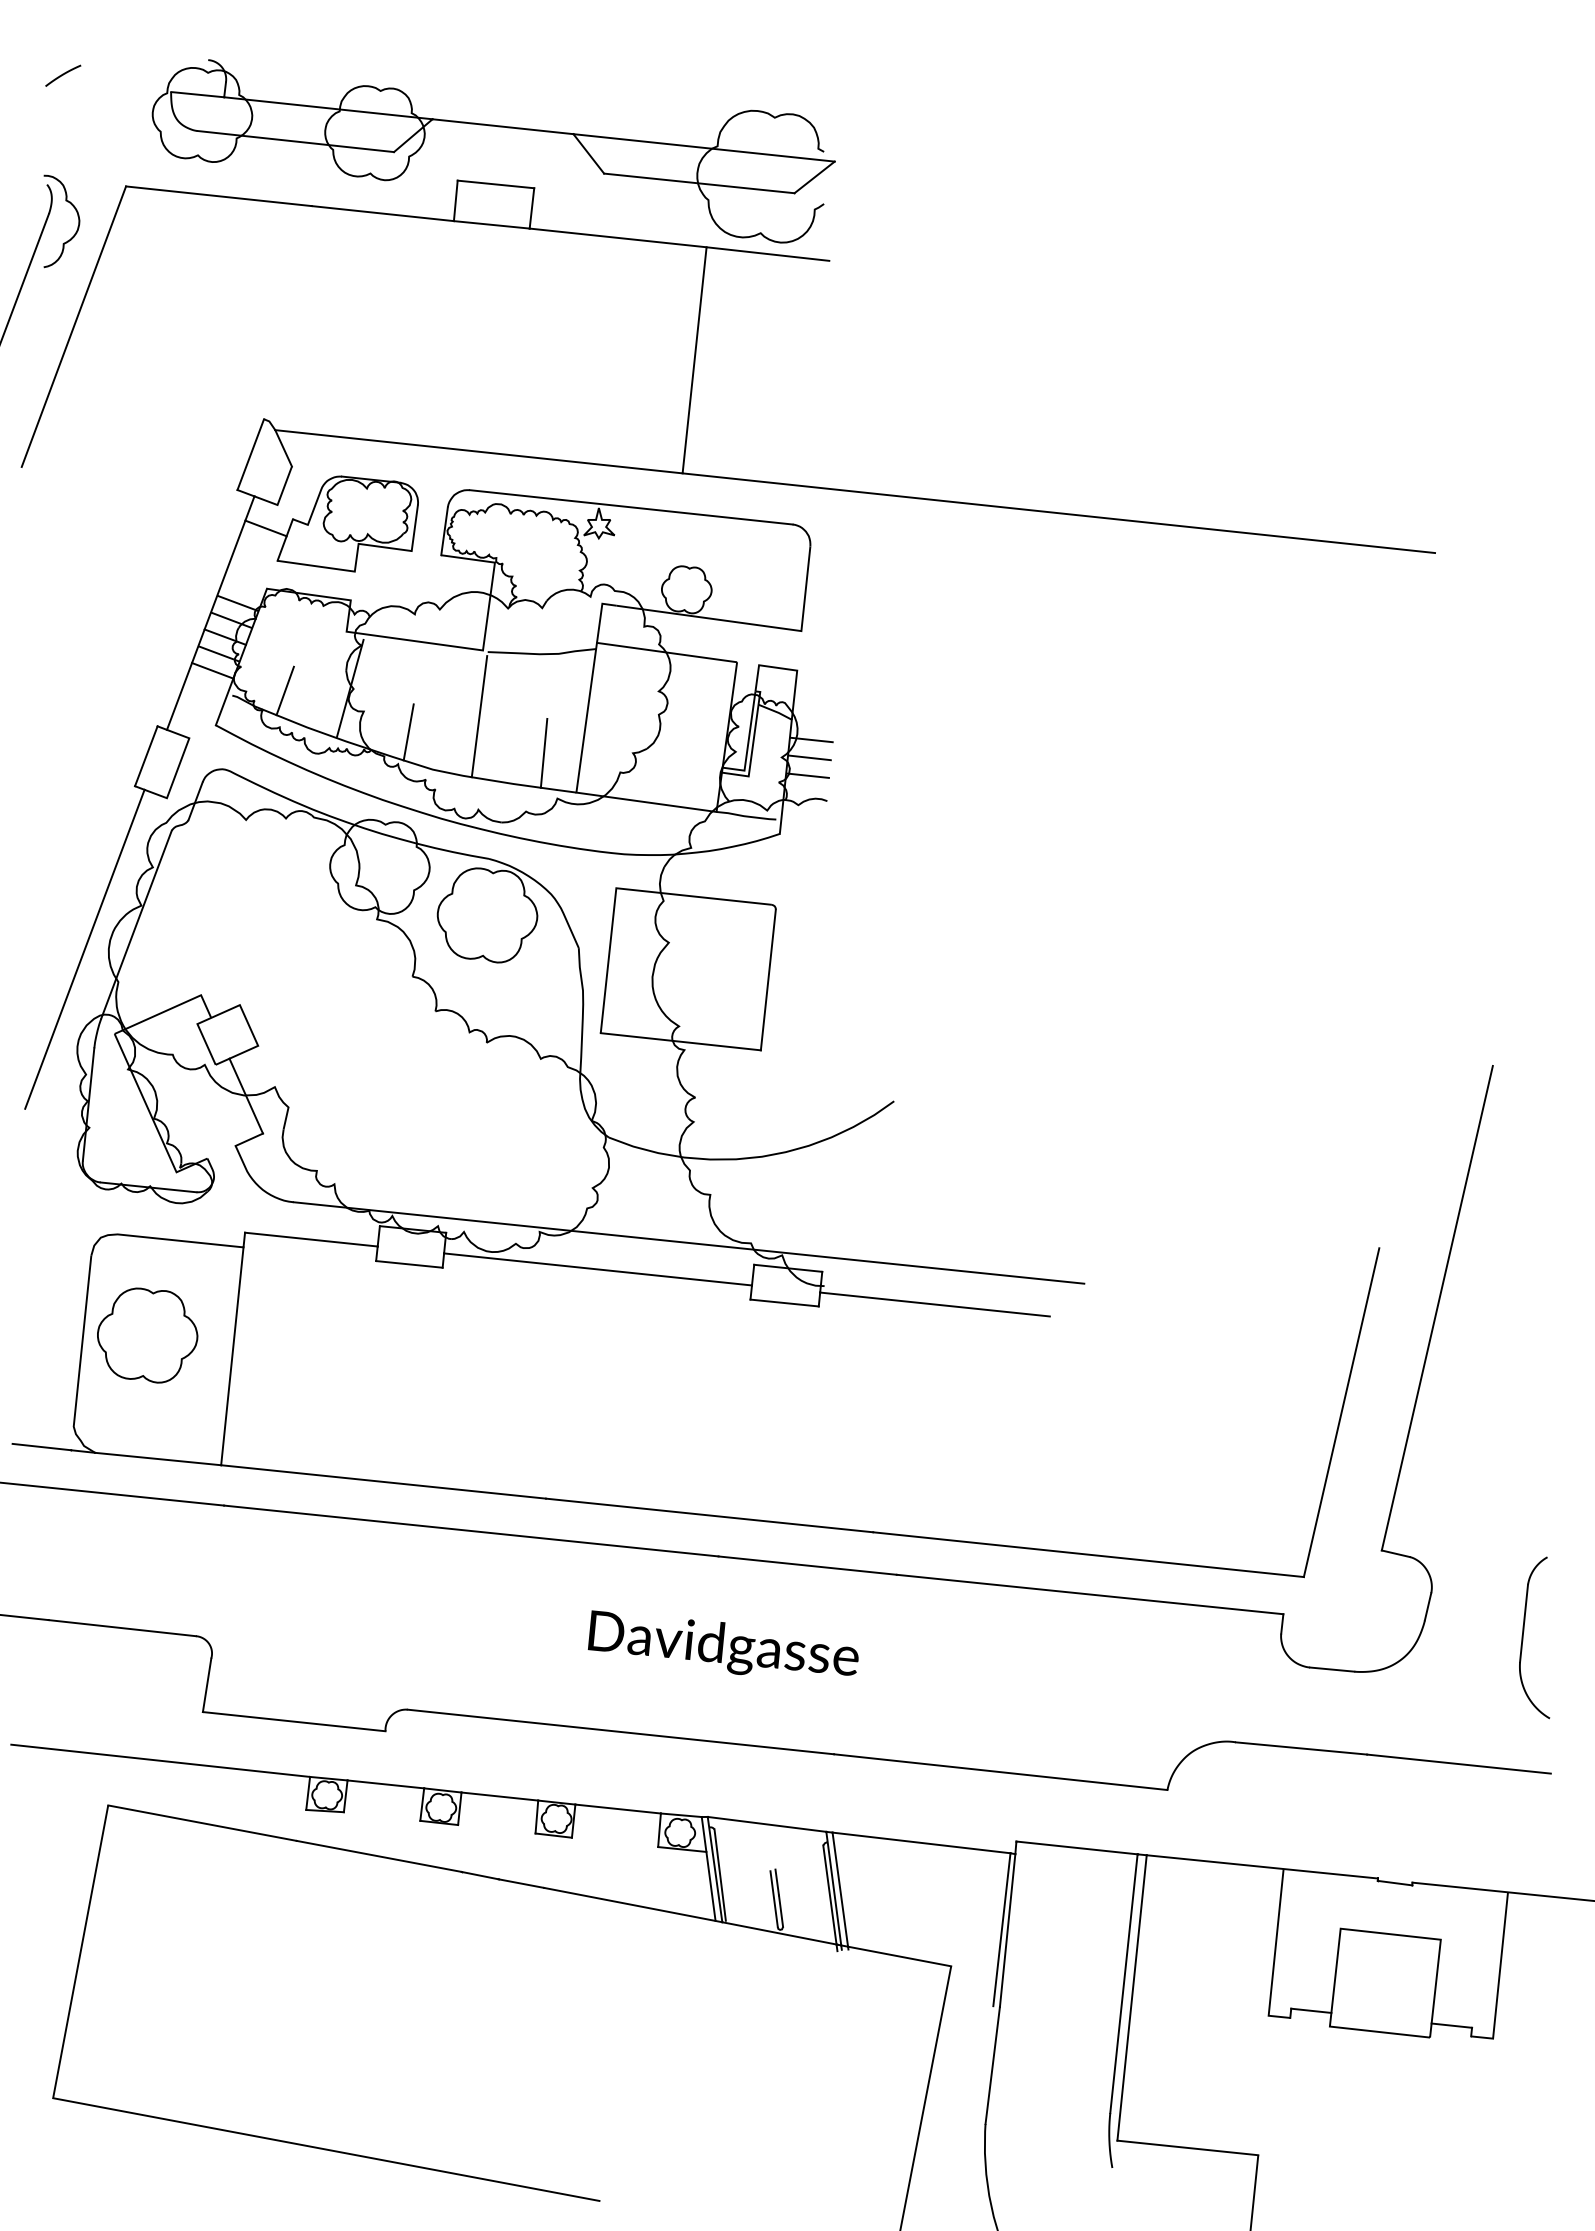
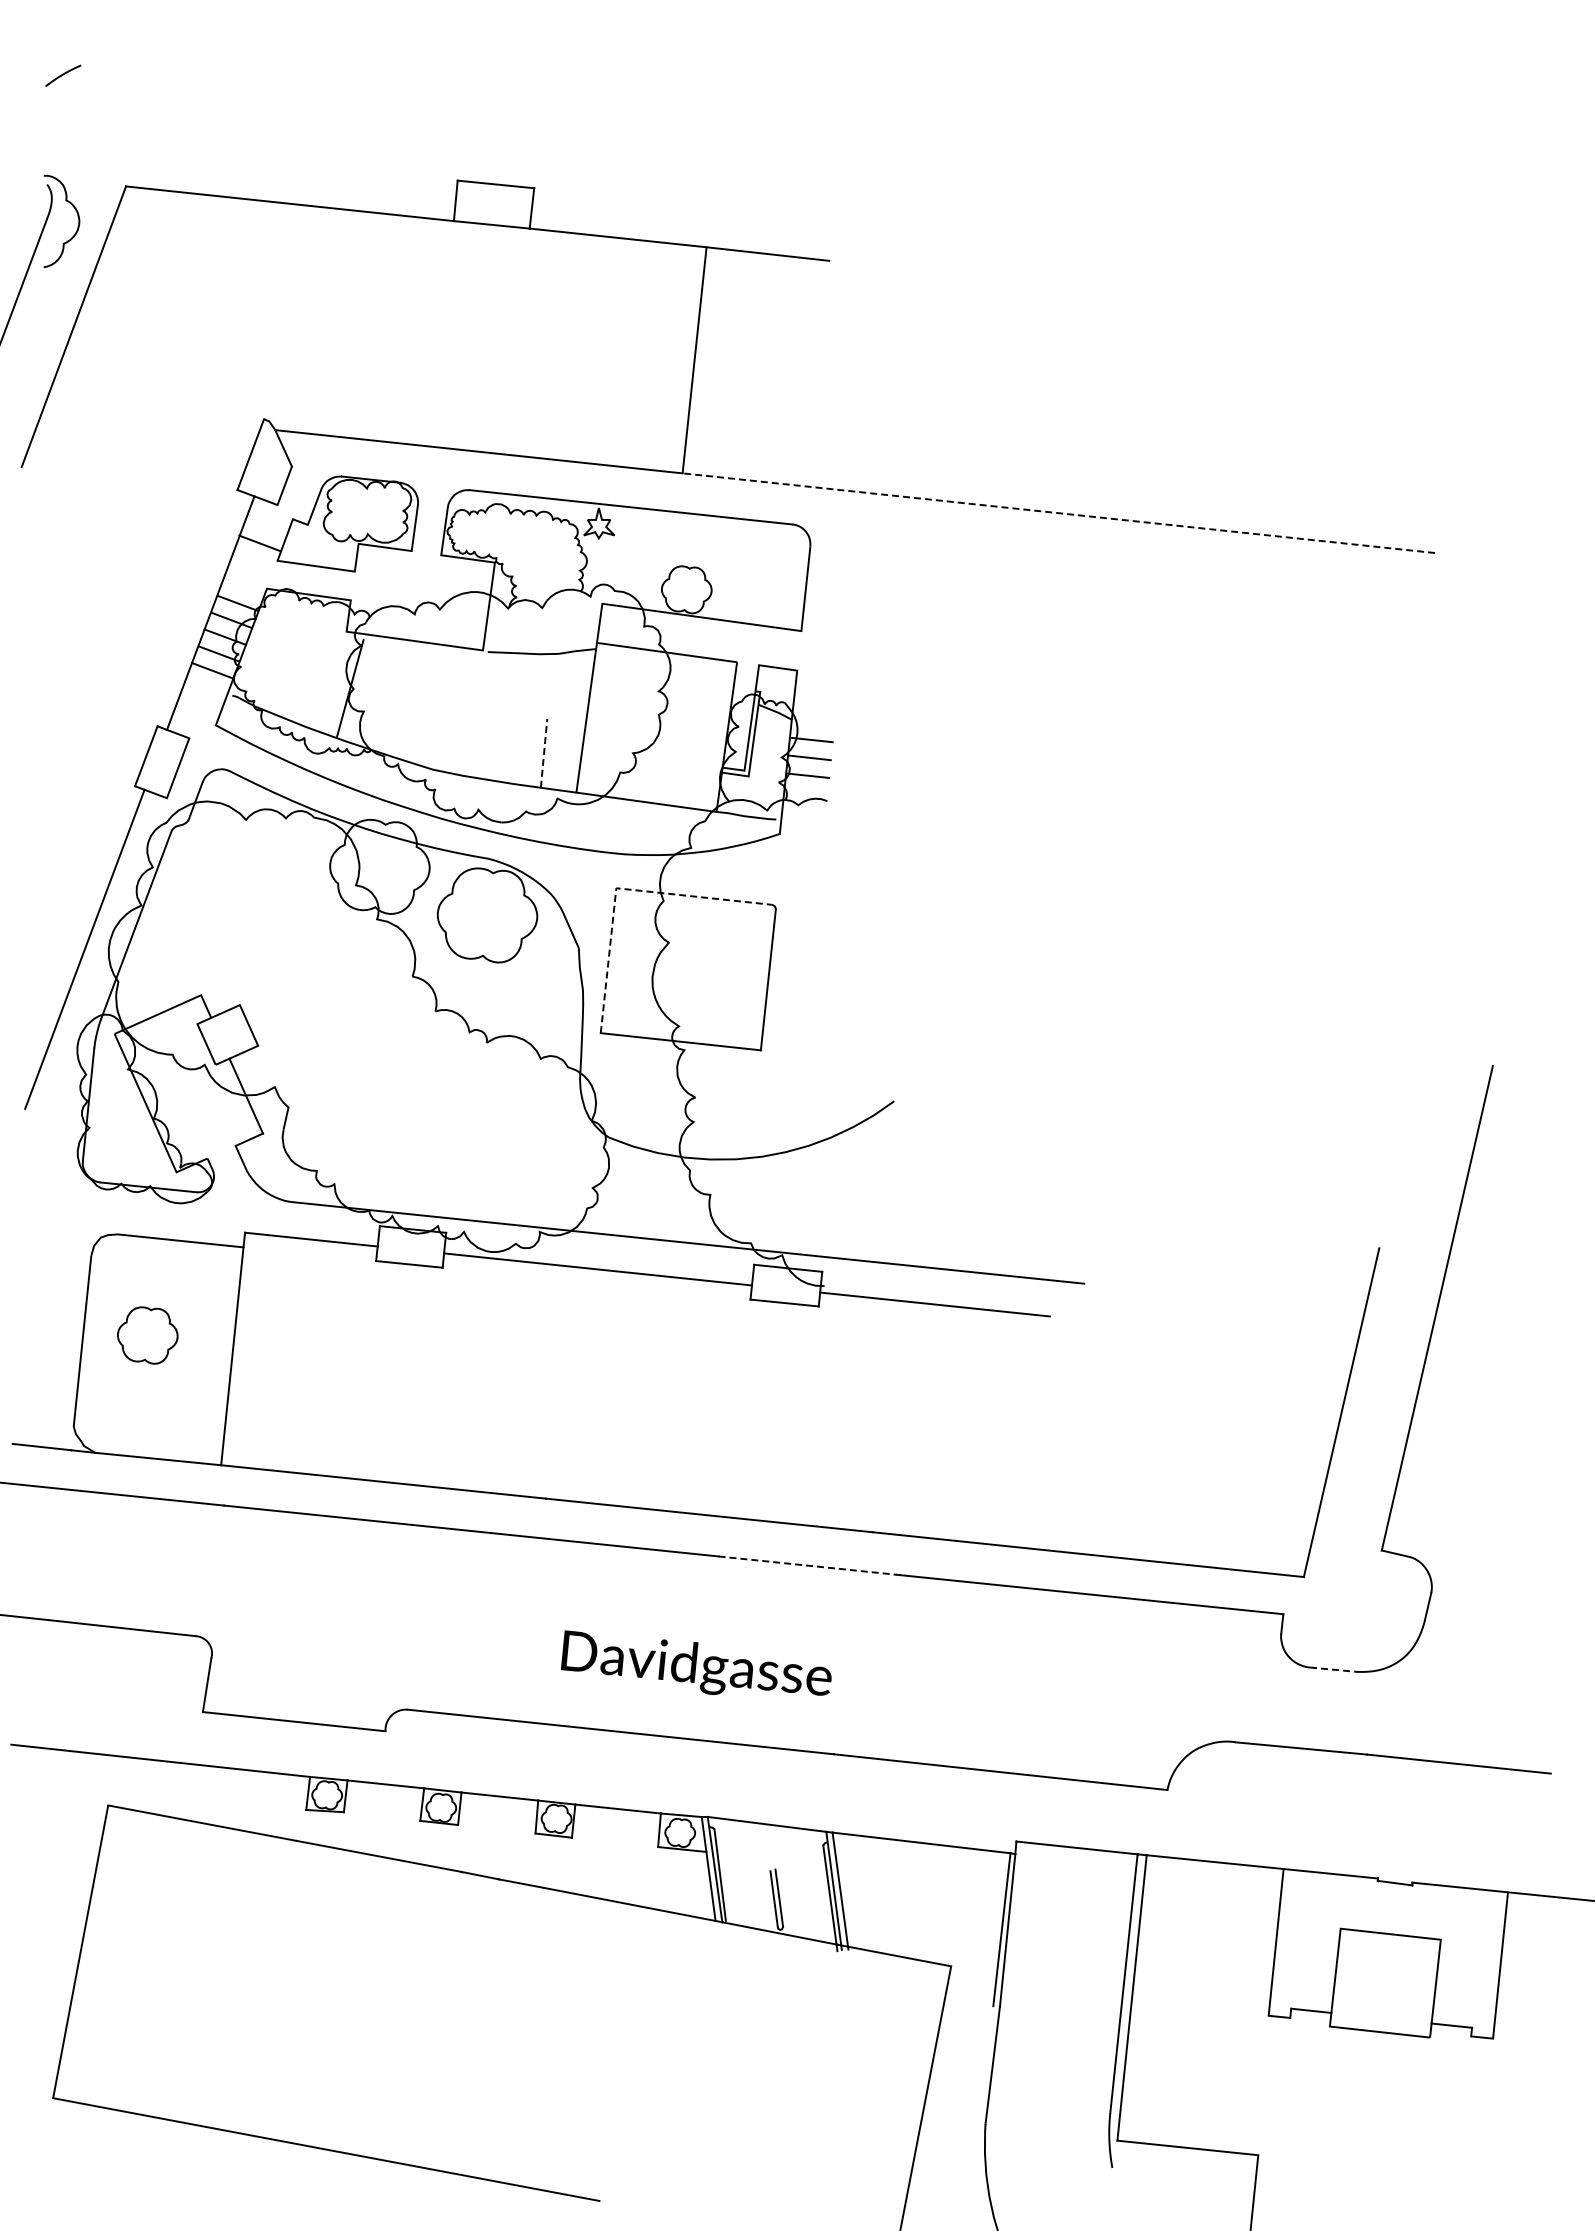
part: present -> none (498, 127)
line: solid -> dashed (1058, 513)
line position: (265, 528) -> (259, 543) (259, 543)
line: present -> none (284, 690)
line: present -> none (479, 716)
line: present -> none (408, 732)
line: solid -> dashed (544, 753)
line: solid -> dashed (621, 888)
part size: 102x97 px -> 62x59 px (147, 1335)
line: solid -> dashed (807, 1565)
part: present -> none (1523, 1637)
text position: (722, 1642) -> (695, 1662) (695, 1662)
line: solid -> dashed (1332, 1669)
